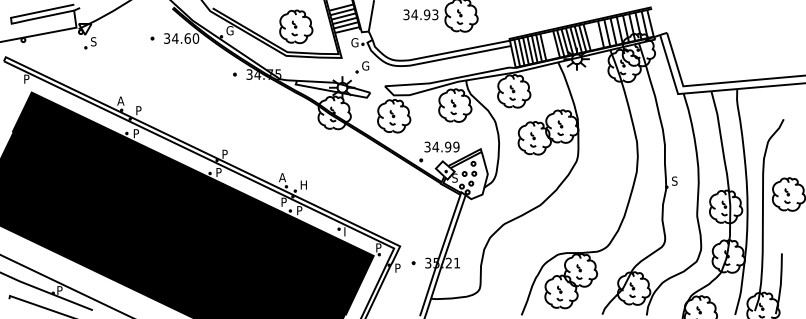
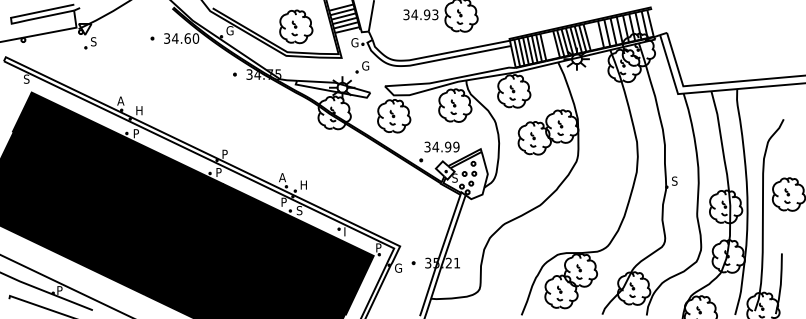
text: P -> S (26, 78)
text: P -> H (139, 110)
text: P -> S (299, 210)
text: P -> G (398, 267)
